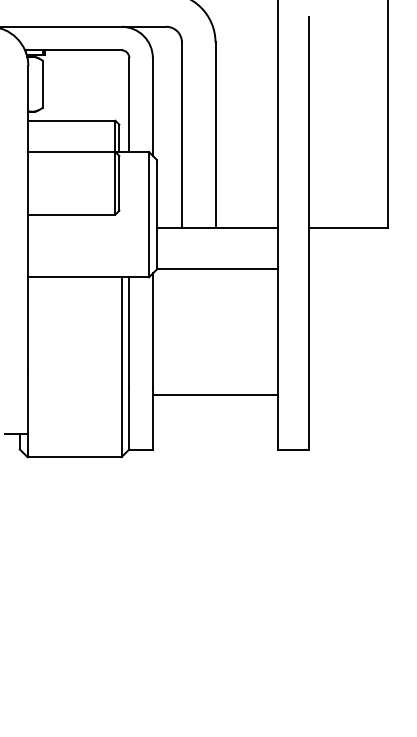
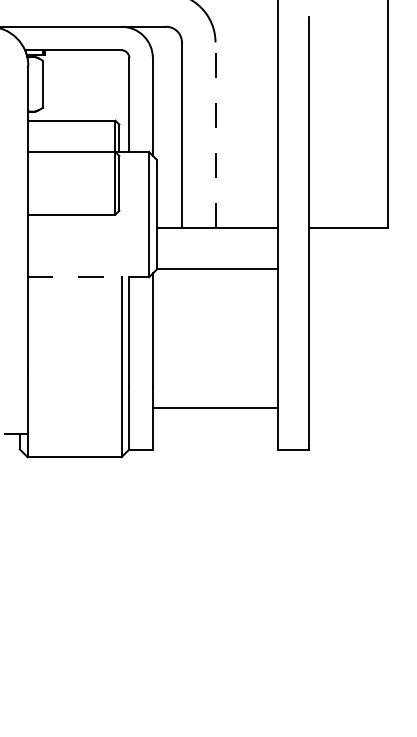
line: solid -> dashed (215, 135)
line: solid -> dashed (89, 277)
line position: (215, 394) -> (215, 407) (215, 407)
